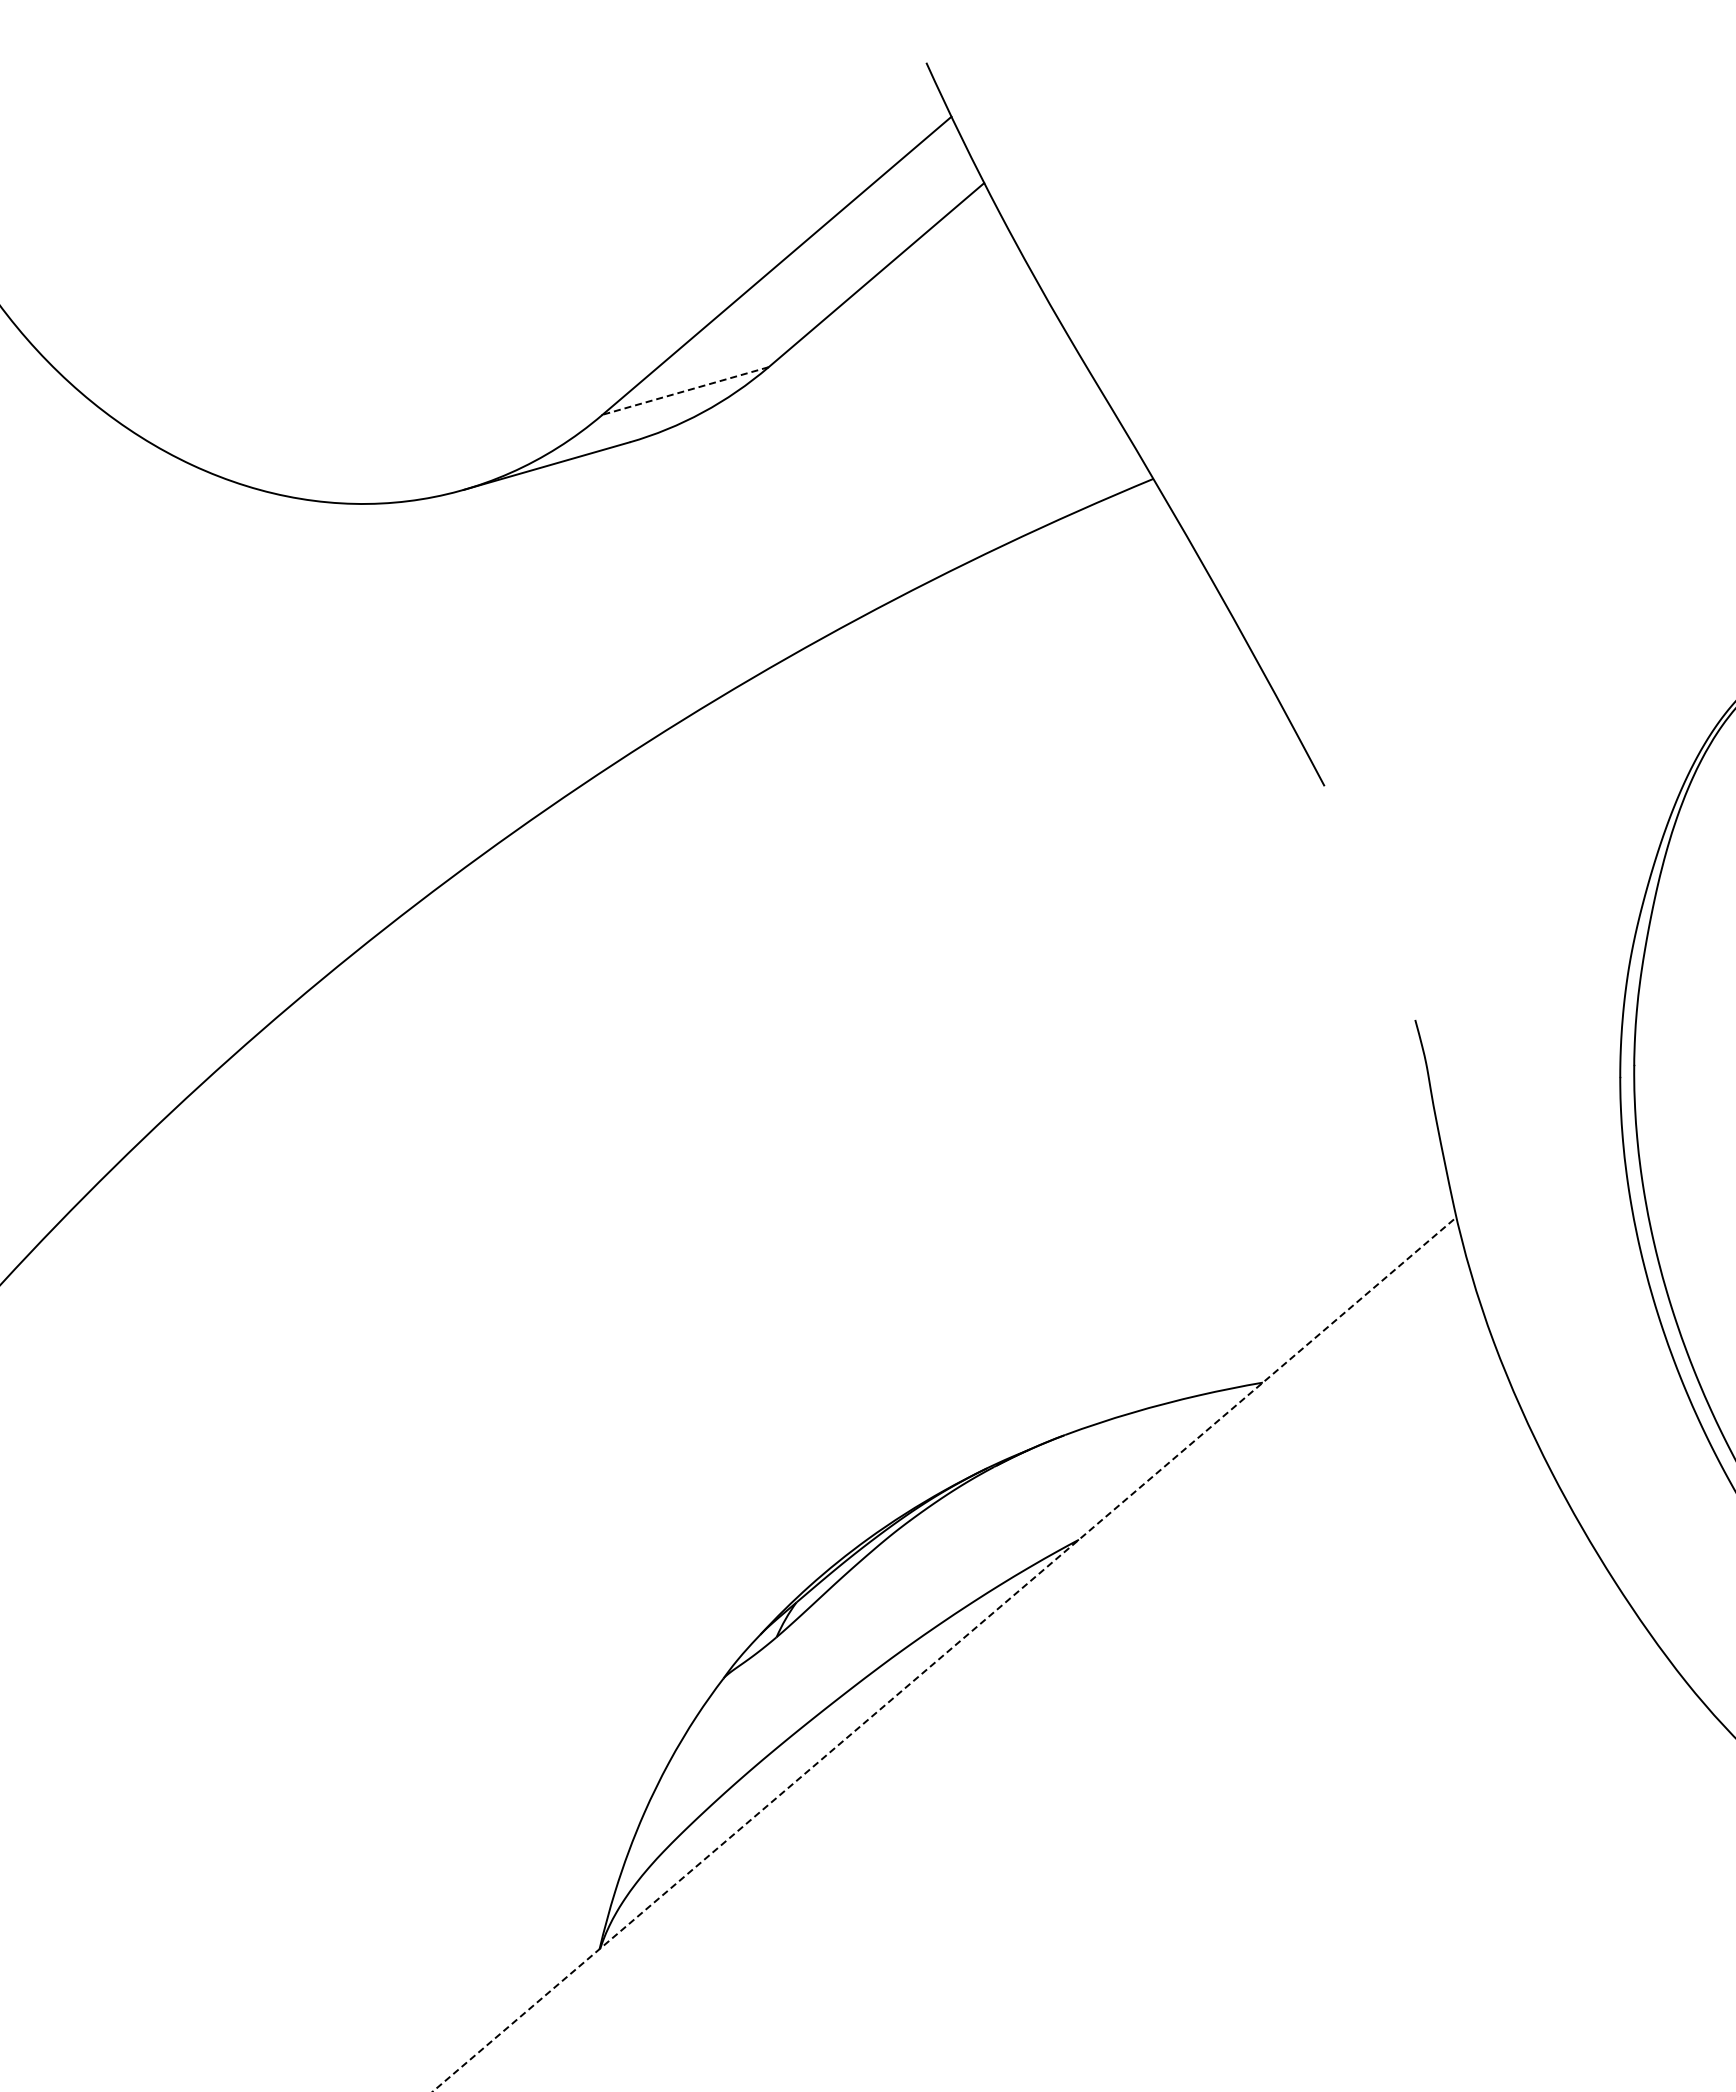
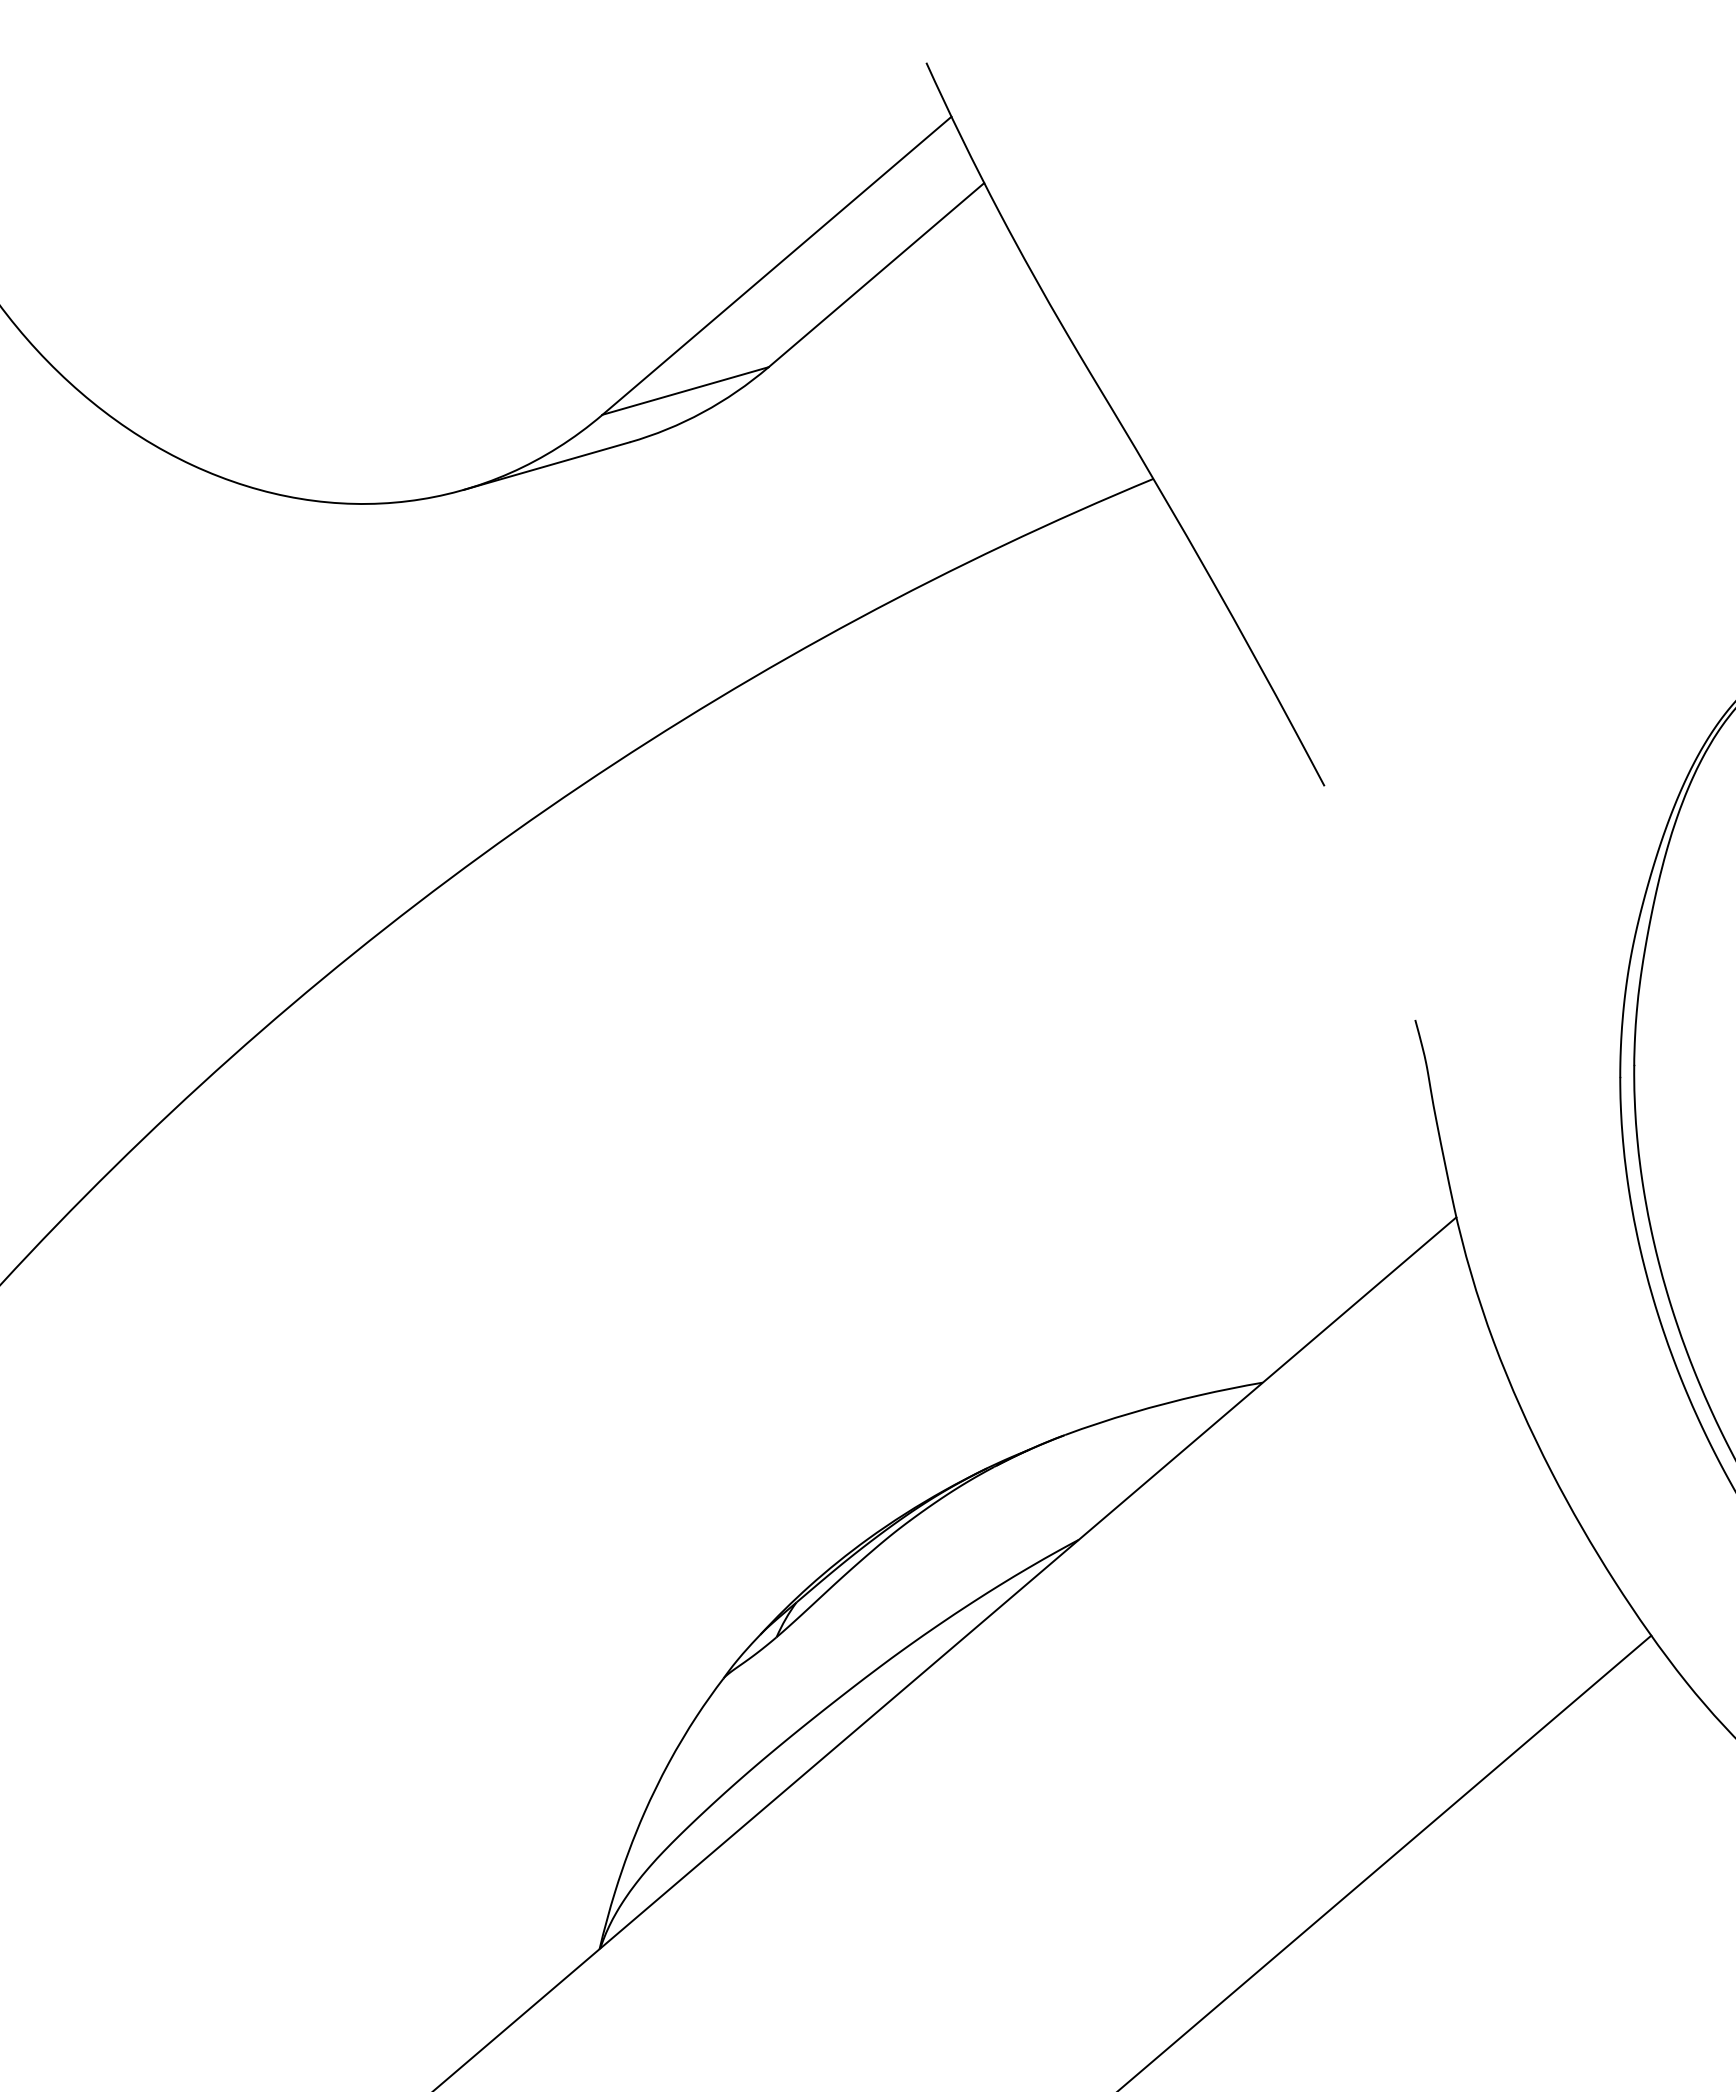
line: dashed -> solid (685, 391)
line: dashed -> solid (944, 1654)
line: none -> present (1386, 1861)
